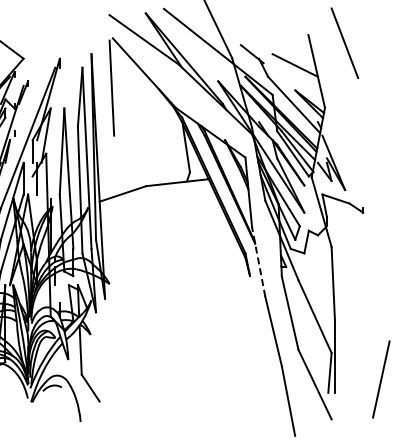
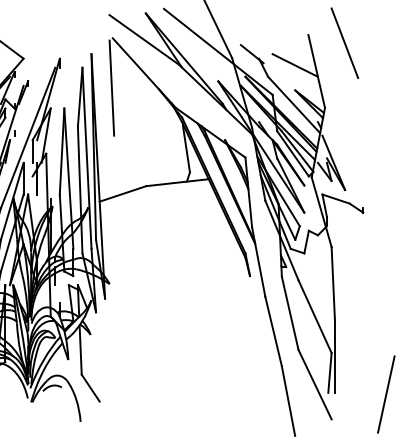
line: dashed -> solid (258, 261)
line position: (381, 379) -> (386, 394) (386, 394)
